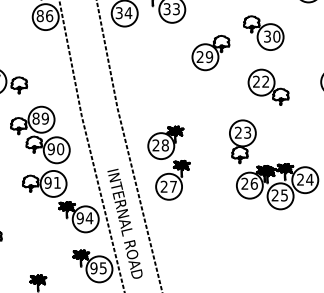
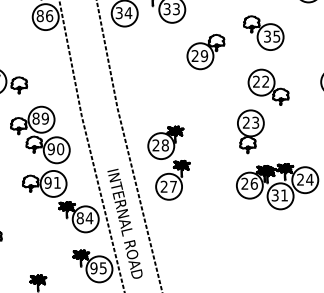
text: 30 -> 35 (276, 36)
part position: (210, 53) -> (205, 52) (205, 52)
part position: (242, 141) -> (250, 131) (250, 131)
text: 25 -> 31 (279, 195)
text: 94 -> 84 (79, 218)
